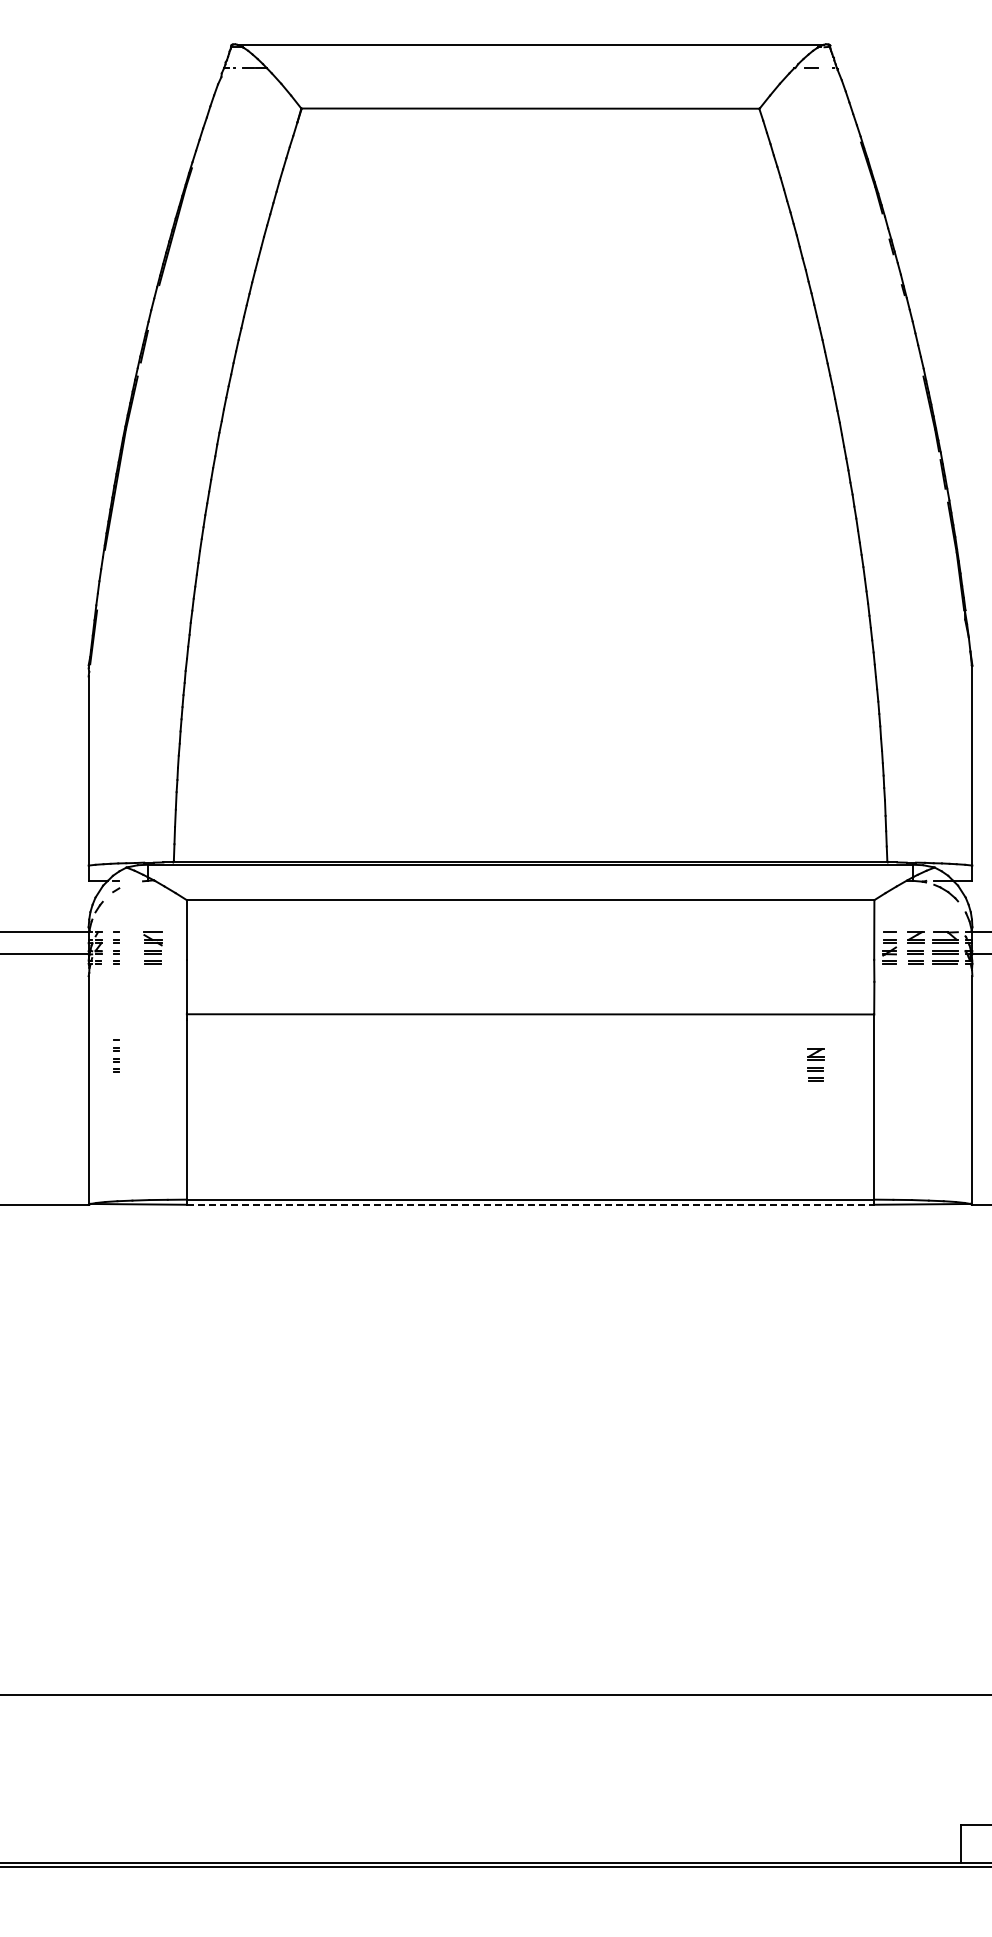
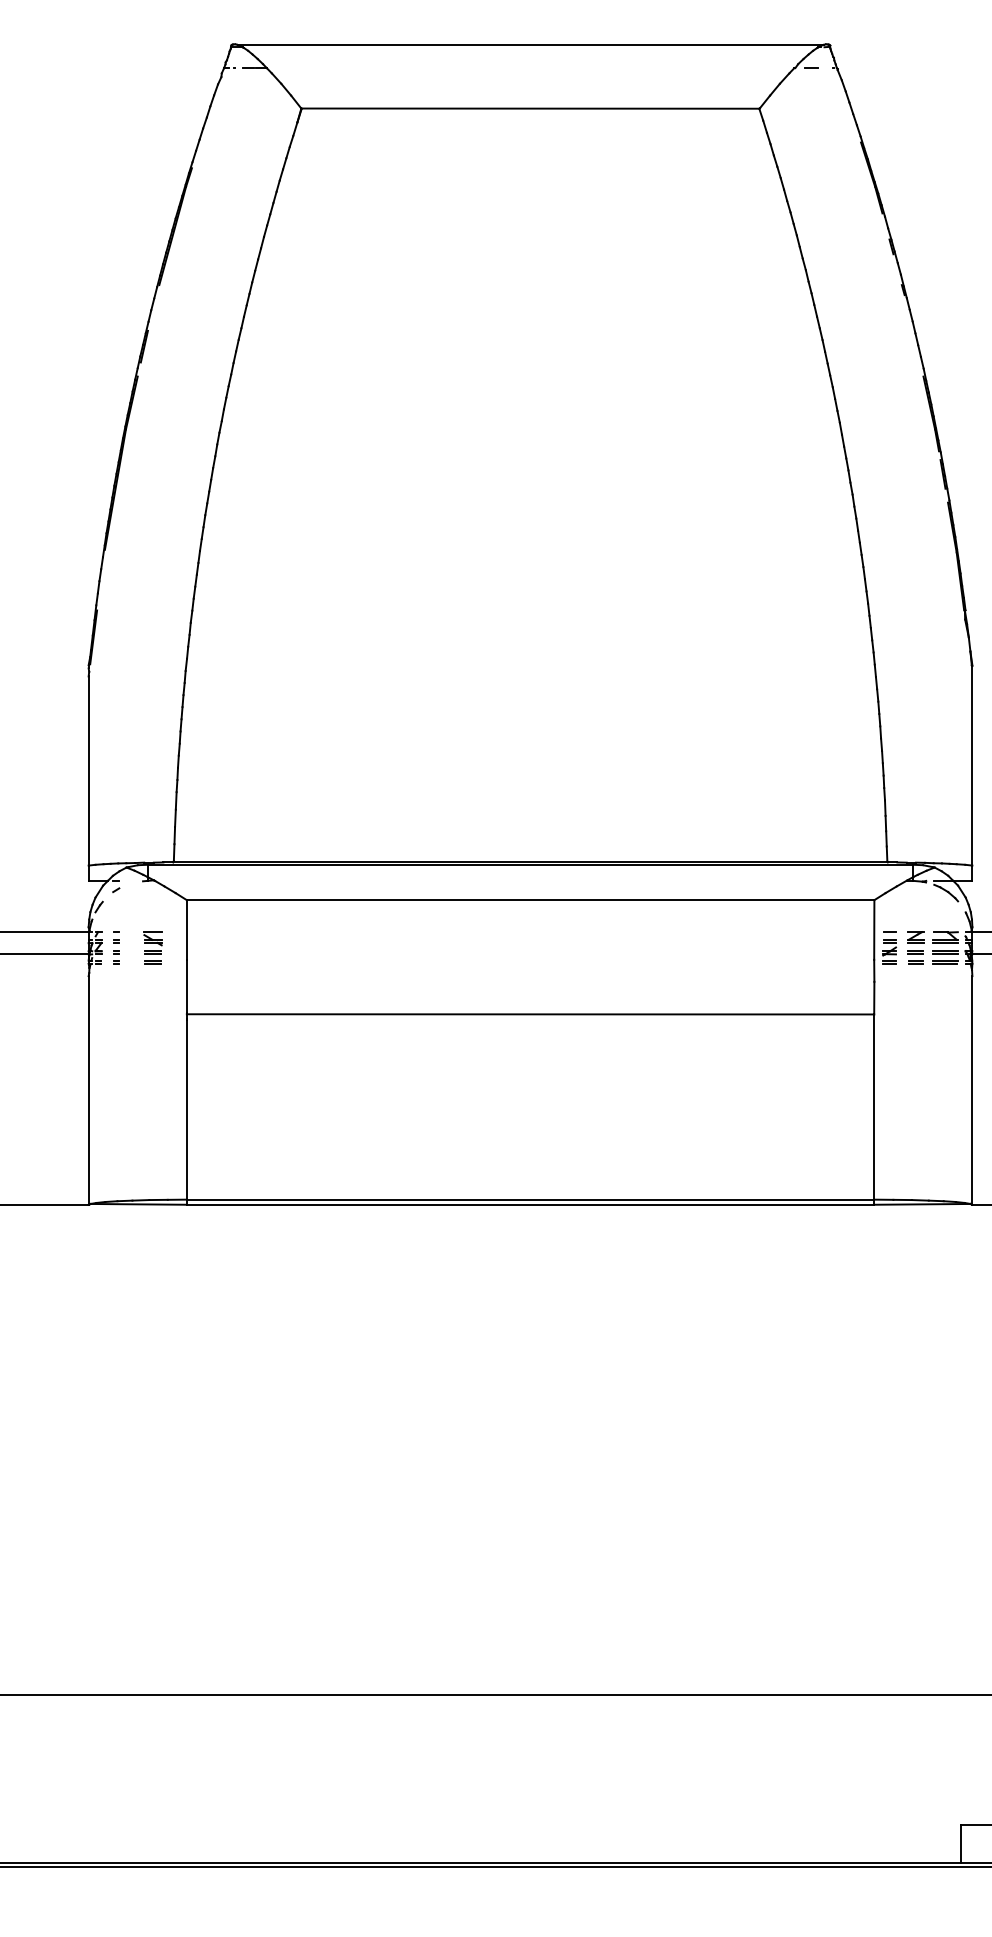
part: present -> none (116, 1055)
part: present -> none (815, 1064)
line: dashed -> solid (530, 1204)
